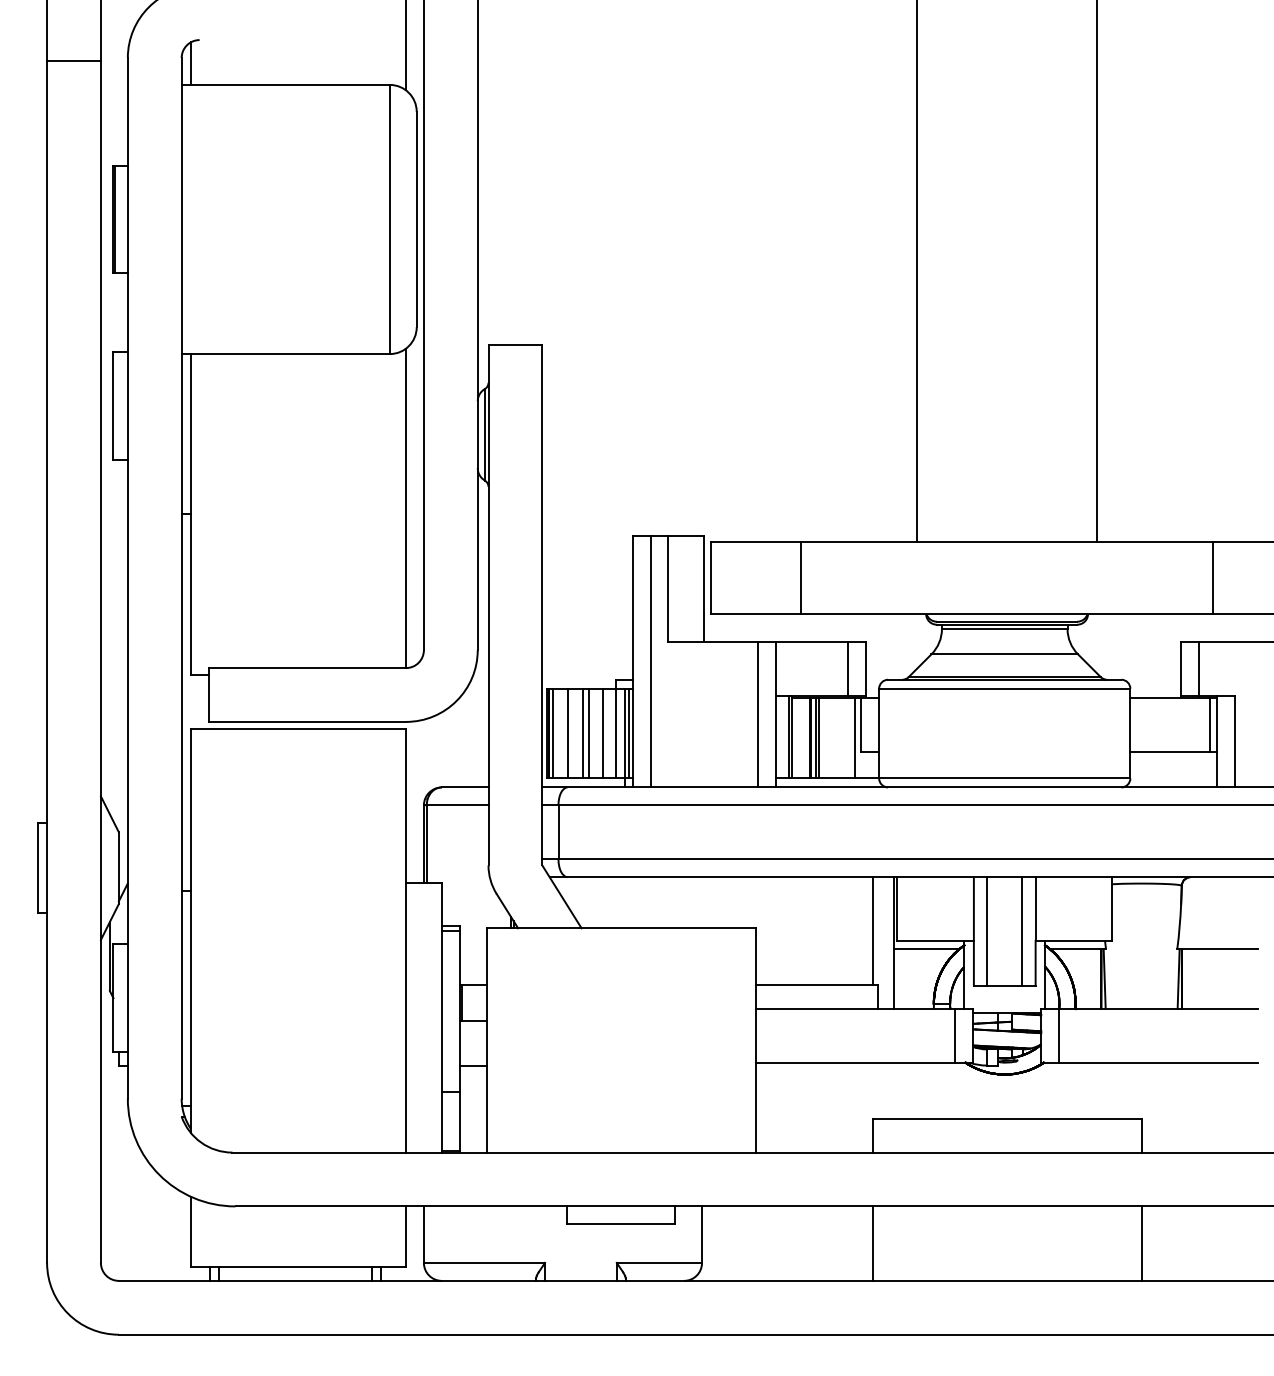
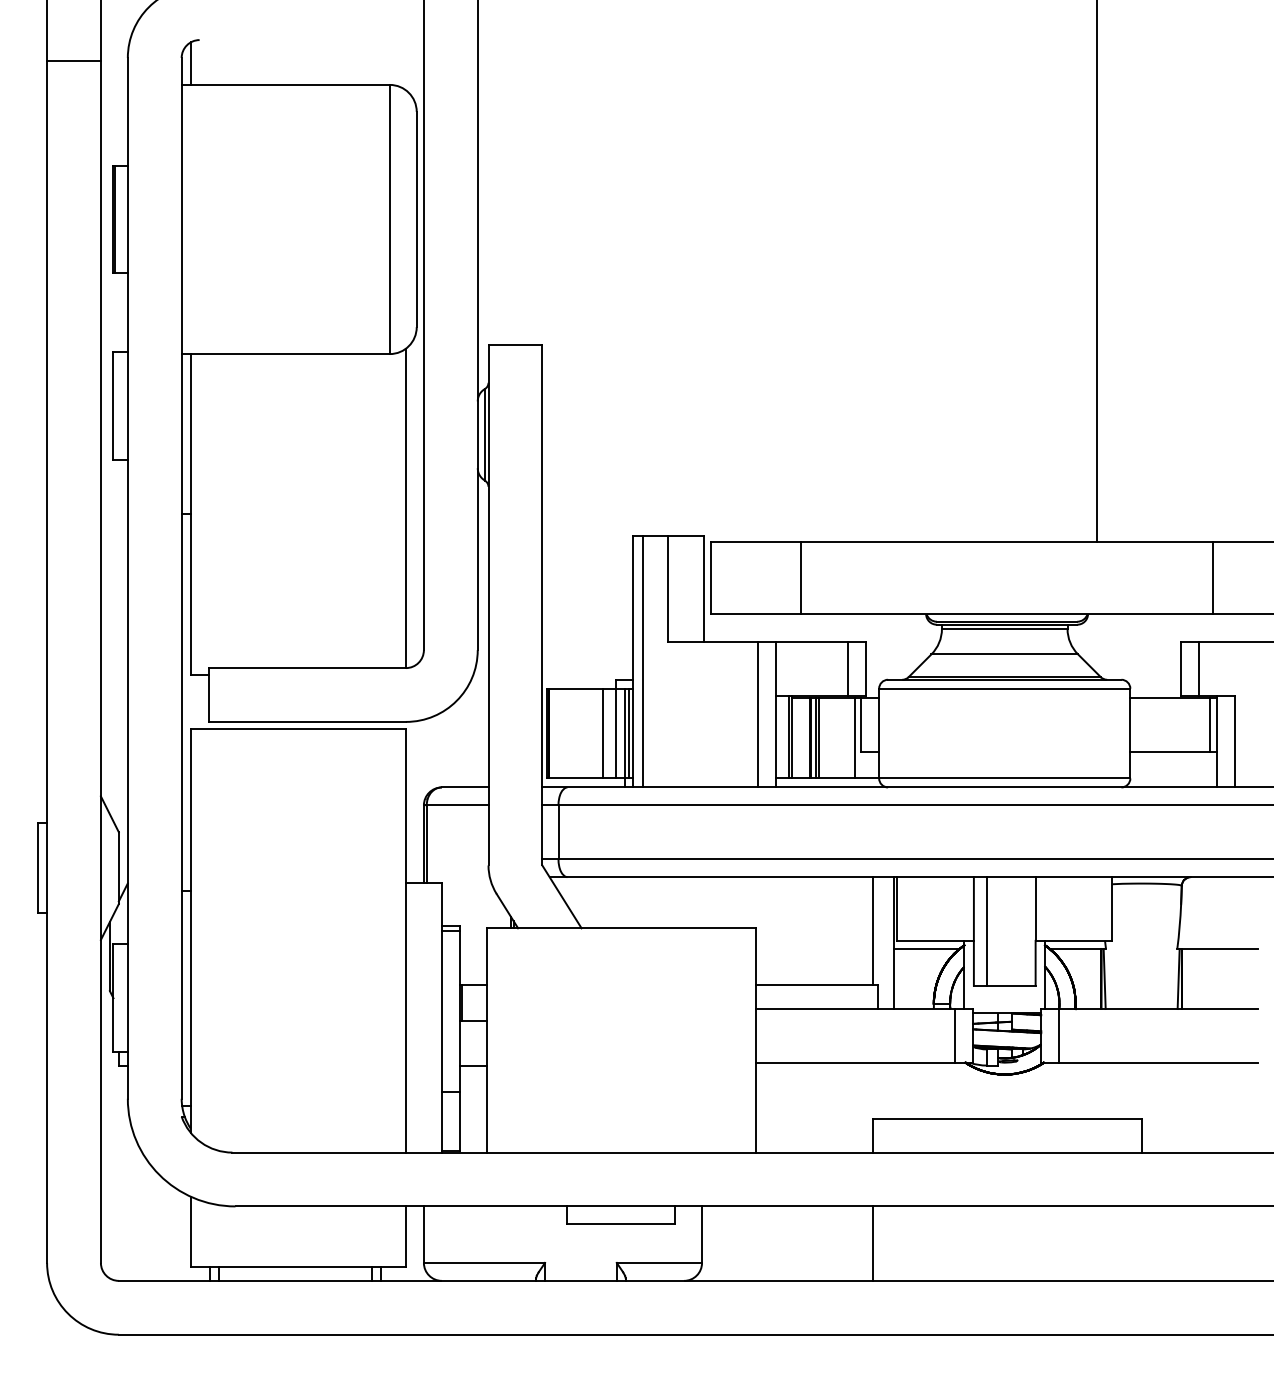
line: present -> none (405, 46)
line: present -> none (917, 272)
line position: (650, 661) -> (642, 661) (642, 661)
line: present -> none (553, 733)
line: present -> none (568, 733)
line: present -> none (582, 733)
line: present -> none (588, 733)
line: present -> none (1022, 931)
line: present -> none (1141, 1243)
